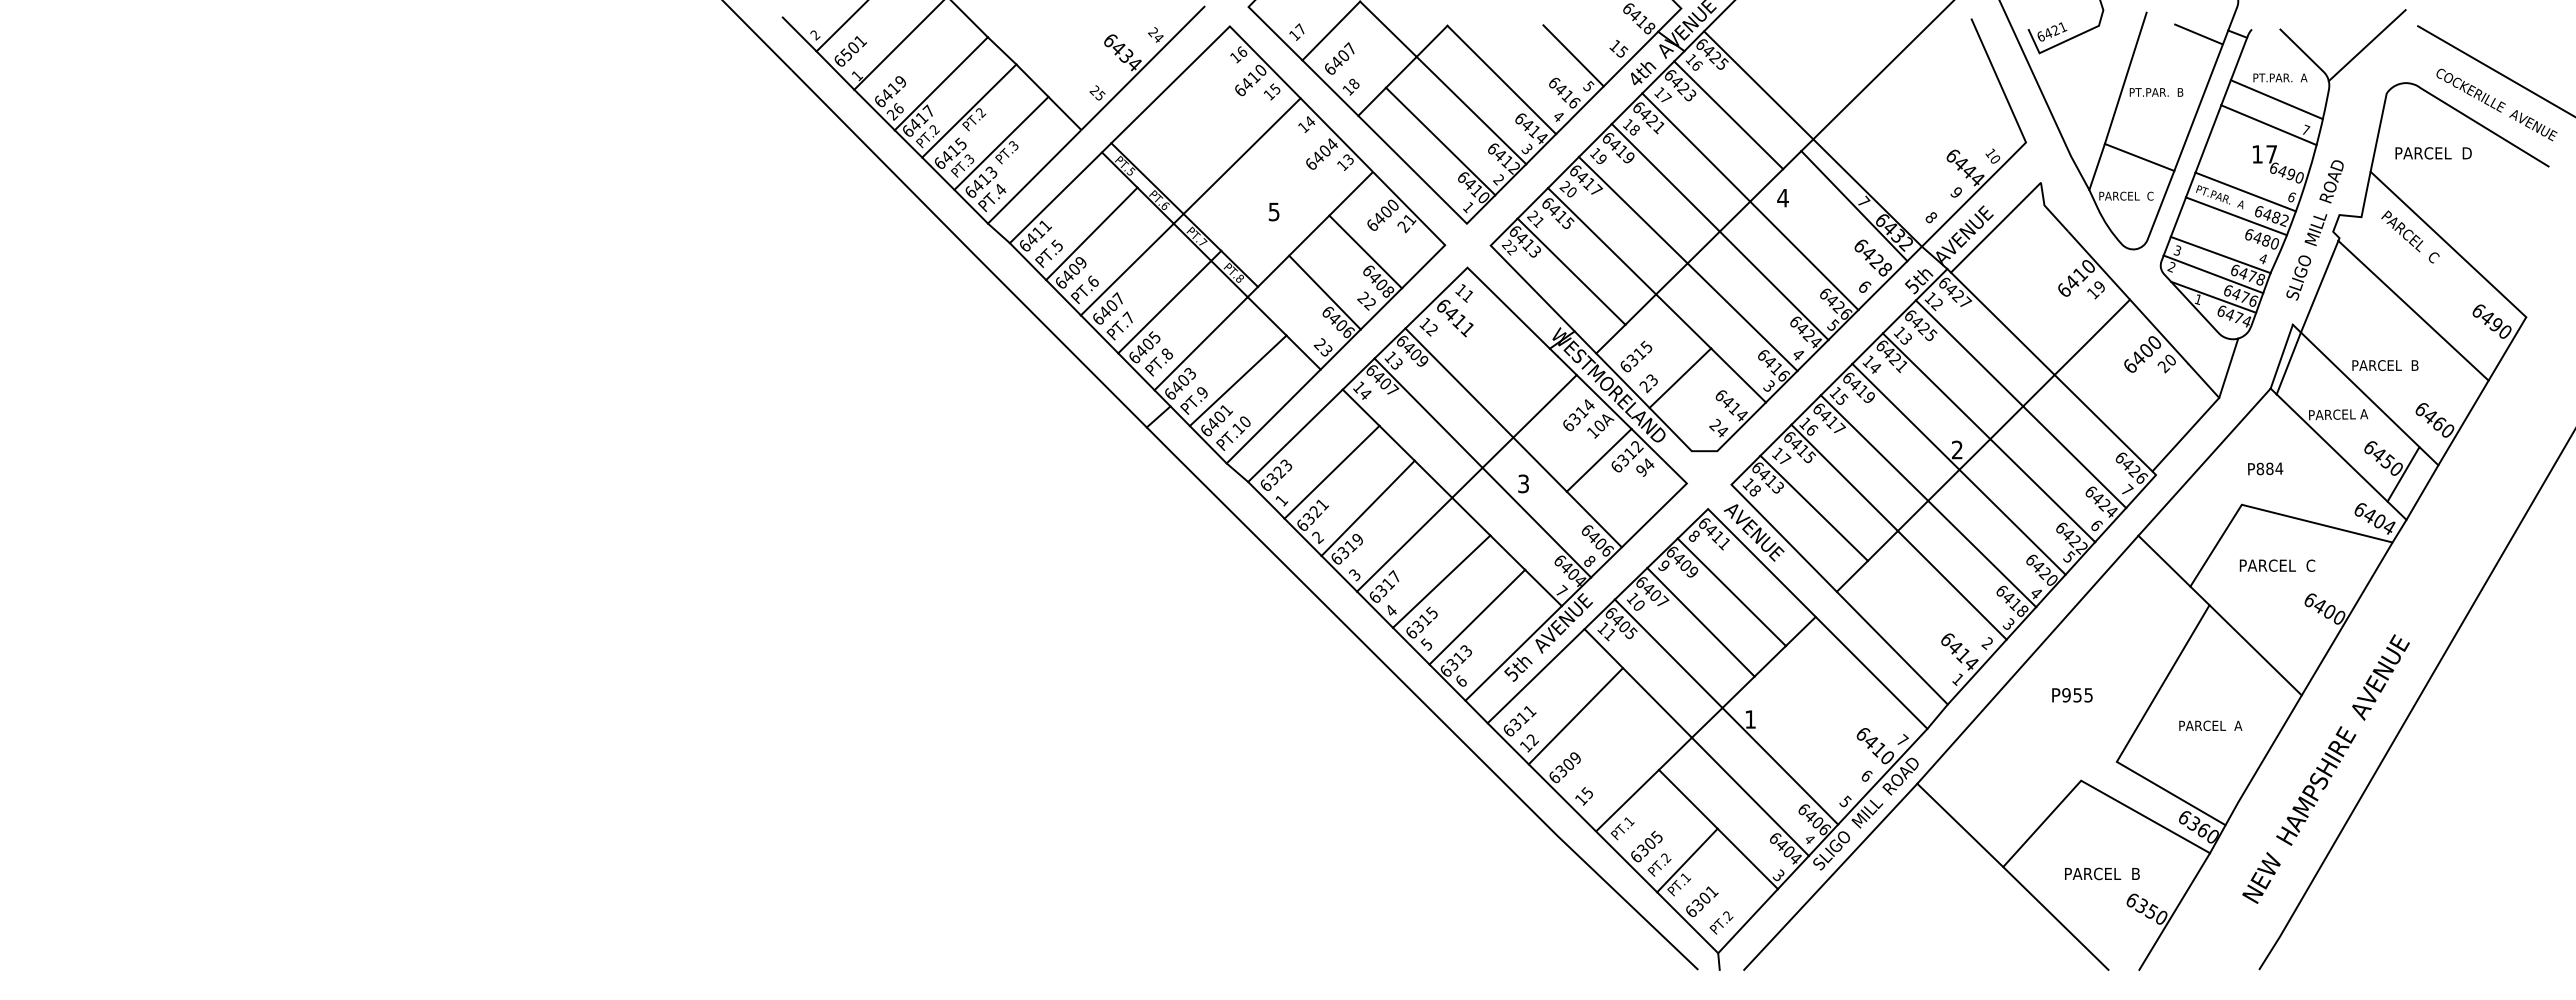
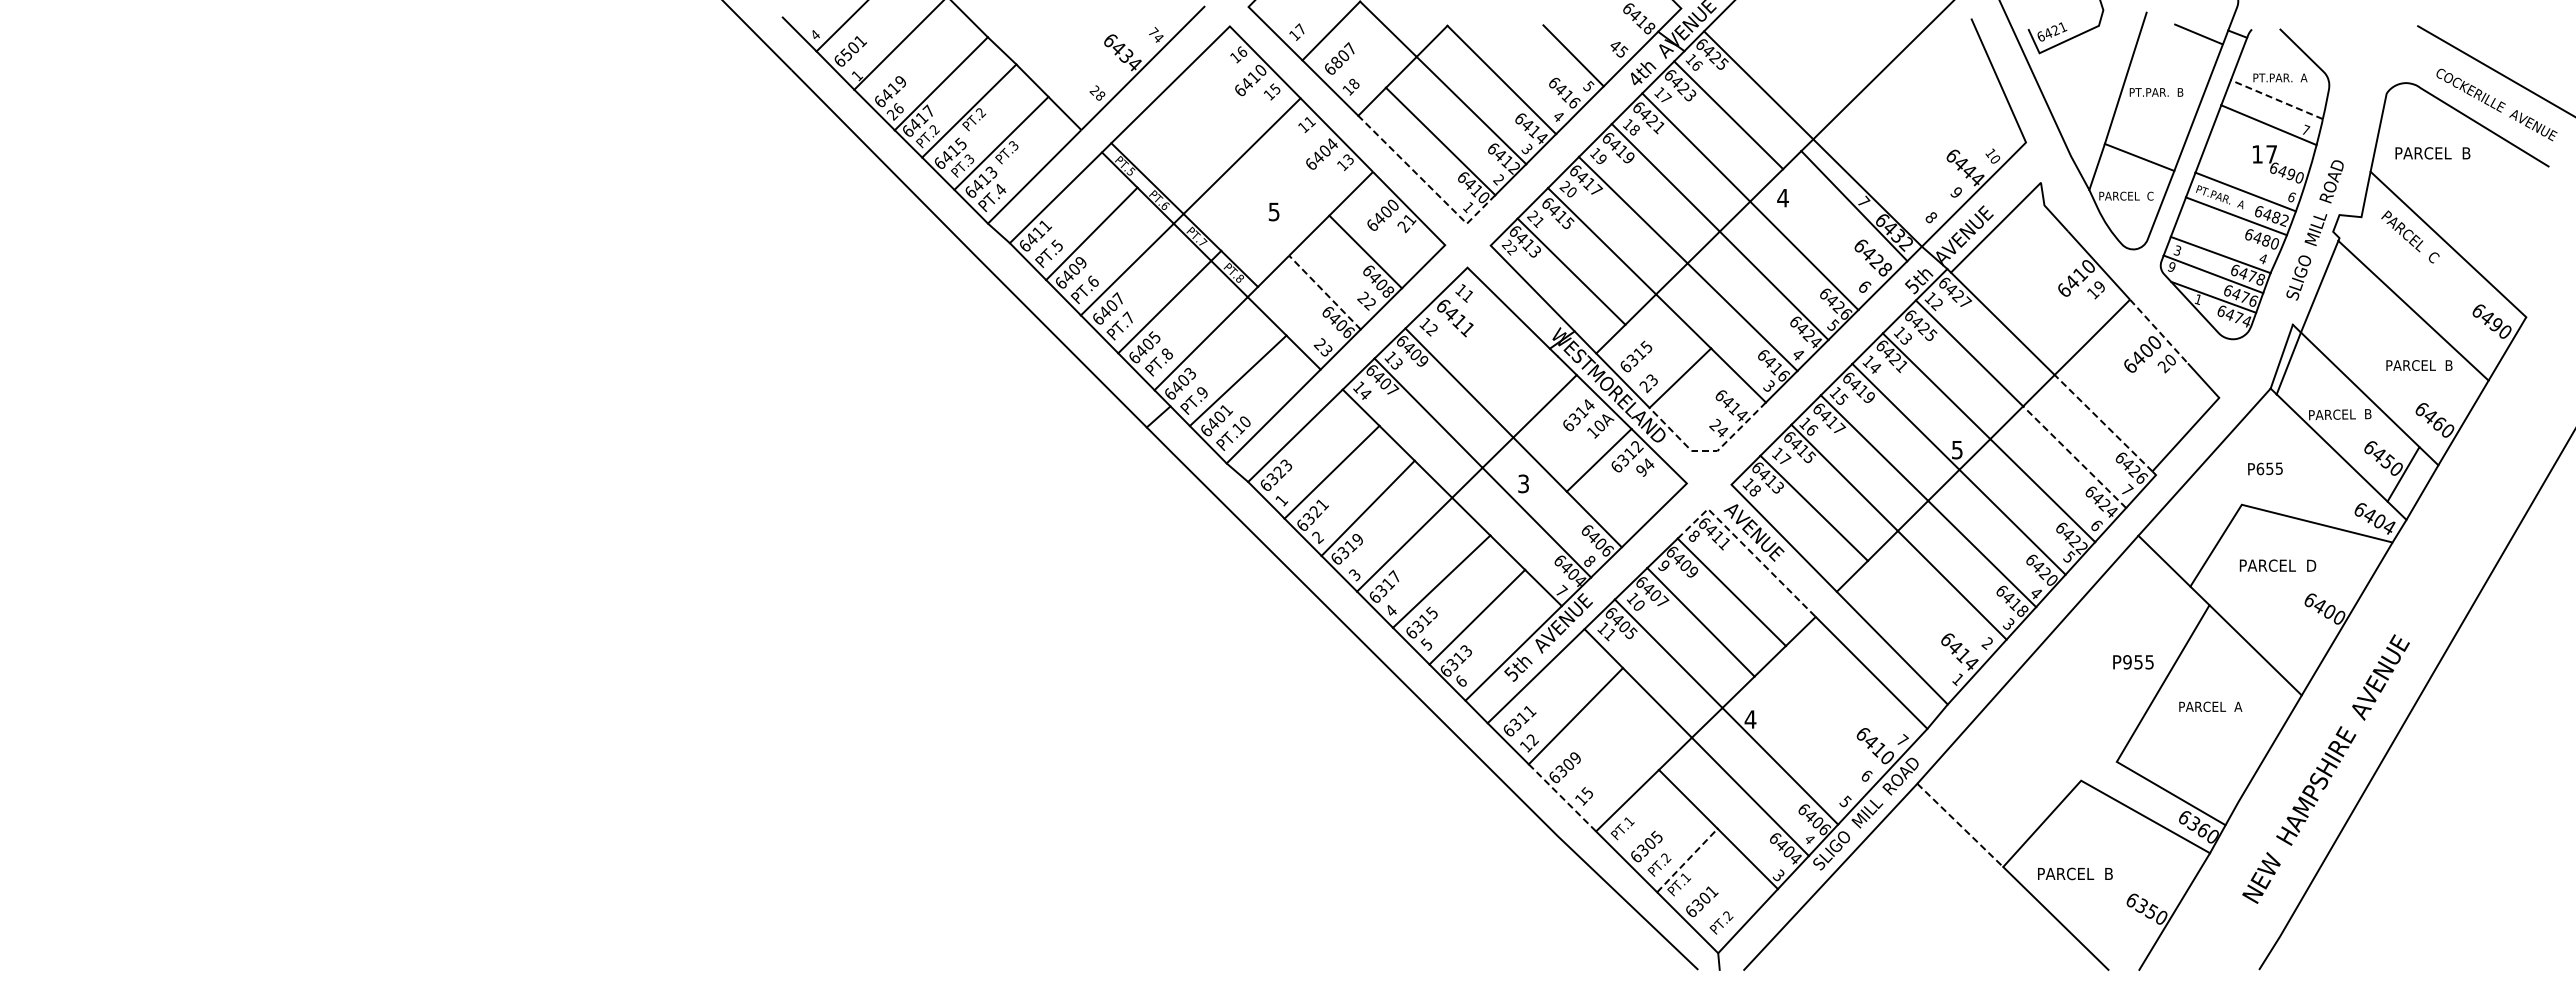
text: 24 -> 74 (1153, 32)
text: 2 -> 4 (815, 35)
line: present -> none (2366, 45)
text: 15 -> 45 (1614, 46)
text: 6407 -> 6807 (1336, 62)
text: 25 -> 28 (1100, 95)
line: solid -> dashed (2276, 99)
text: 14 -> 11 (1309, 121)
text: PARCEL  D -> PARCEL  B (2467, 153)
line: solid -> dashed (1427, 184)
text: 2 -> 9 (2171, 266)
line: solid -> dashed (1324, 292)
line: solid -> dashed (2159, 331)
text position: (2385, 365) -> (2419, 365) (2419, 365)
line: present -> none (2228, 367)
text: PARCEL A -> PARCEL  B (2365, 414)
line: solid -> dashed (2103, 423)
text: 2 -> 5 (1957, 449)
line: solid -> dashed (1708, 451)
line: solid -> dashed (2074, 456)
text: P884 -> P655 (2269, 468)
line: solid -> dashed (1746, 547)
text: PARCEL  C -> PARCEL  D (2311, 565)
text position: (2072, 695) -> (2133, 662) (2133, 662)
text: 1 -> 4 (1750, 719)
text position: (2210, 725) -> (2210, 706) (2210, 706)
line: solid -> dashed (1561, 797)
line: solid -> dashed (1960, 825)
line: solid -> dashed (1687, 860)
text position: (2102, 873) -> (2075, 873) (2075, 873)
